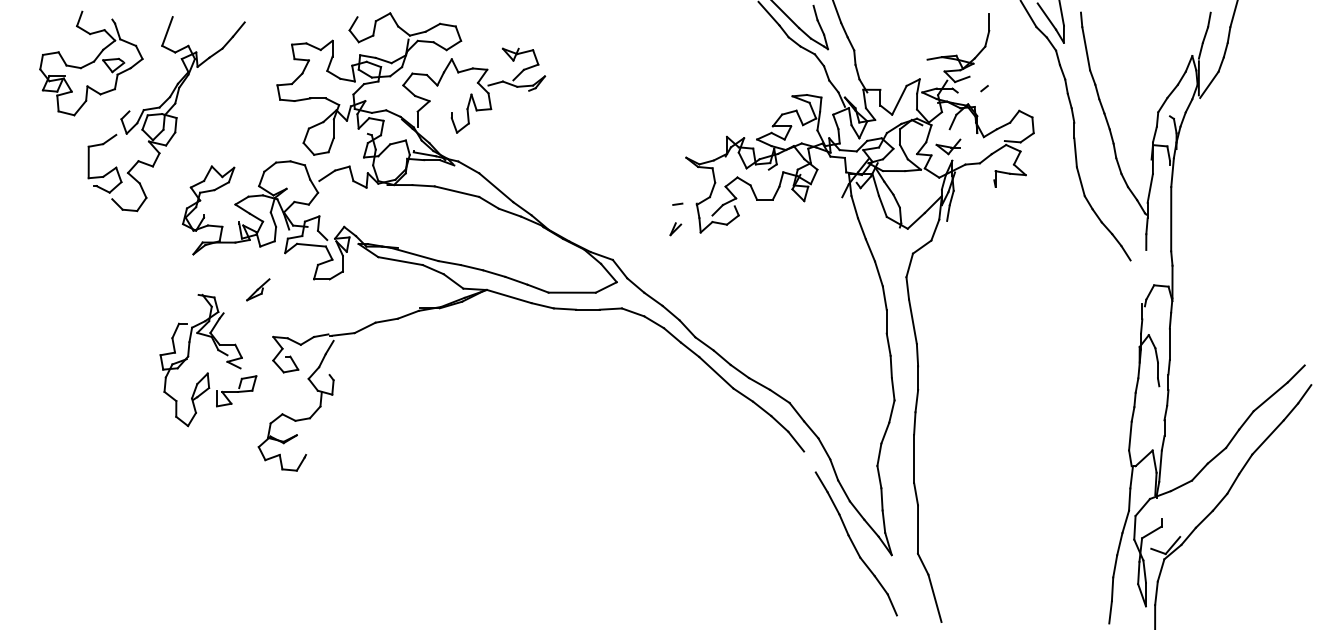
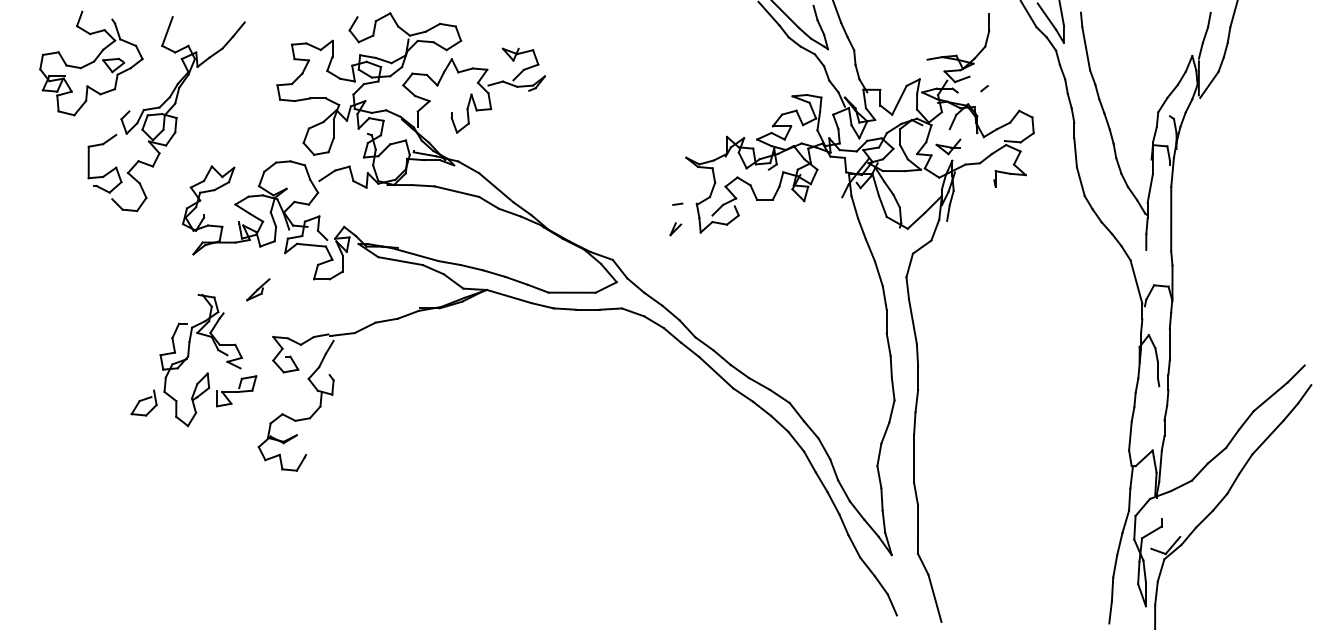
line: none -> present (1136, 281)
part: none -> present (143, 402)
line: none -> present (809, 461)
